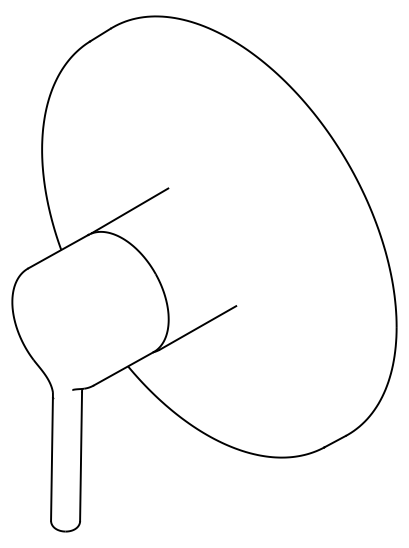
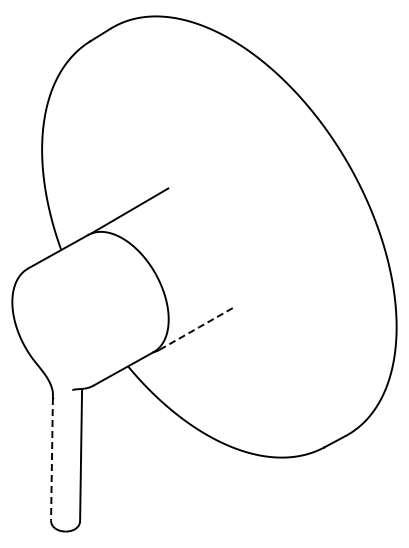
line: solid -> dashed (198, 327)
line: solid -> dashed (51, 459)
